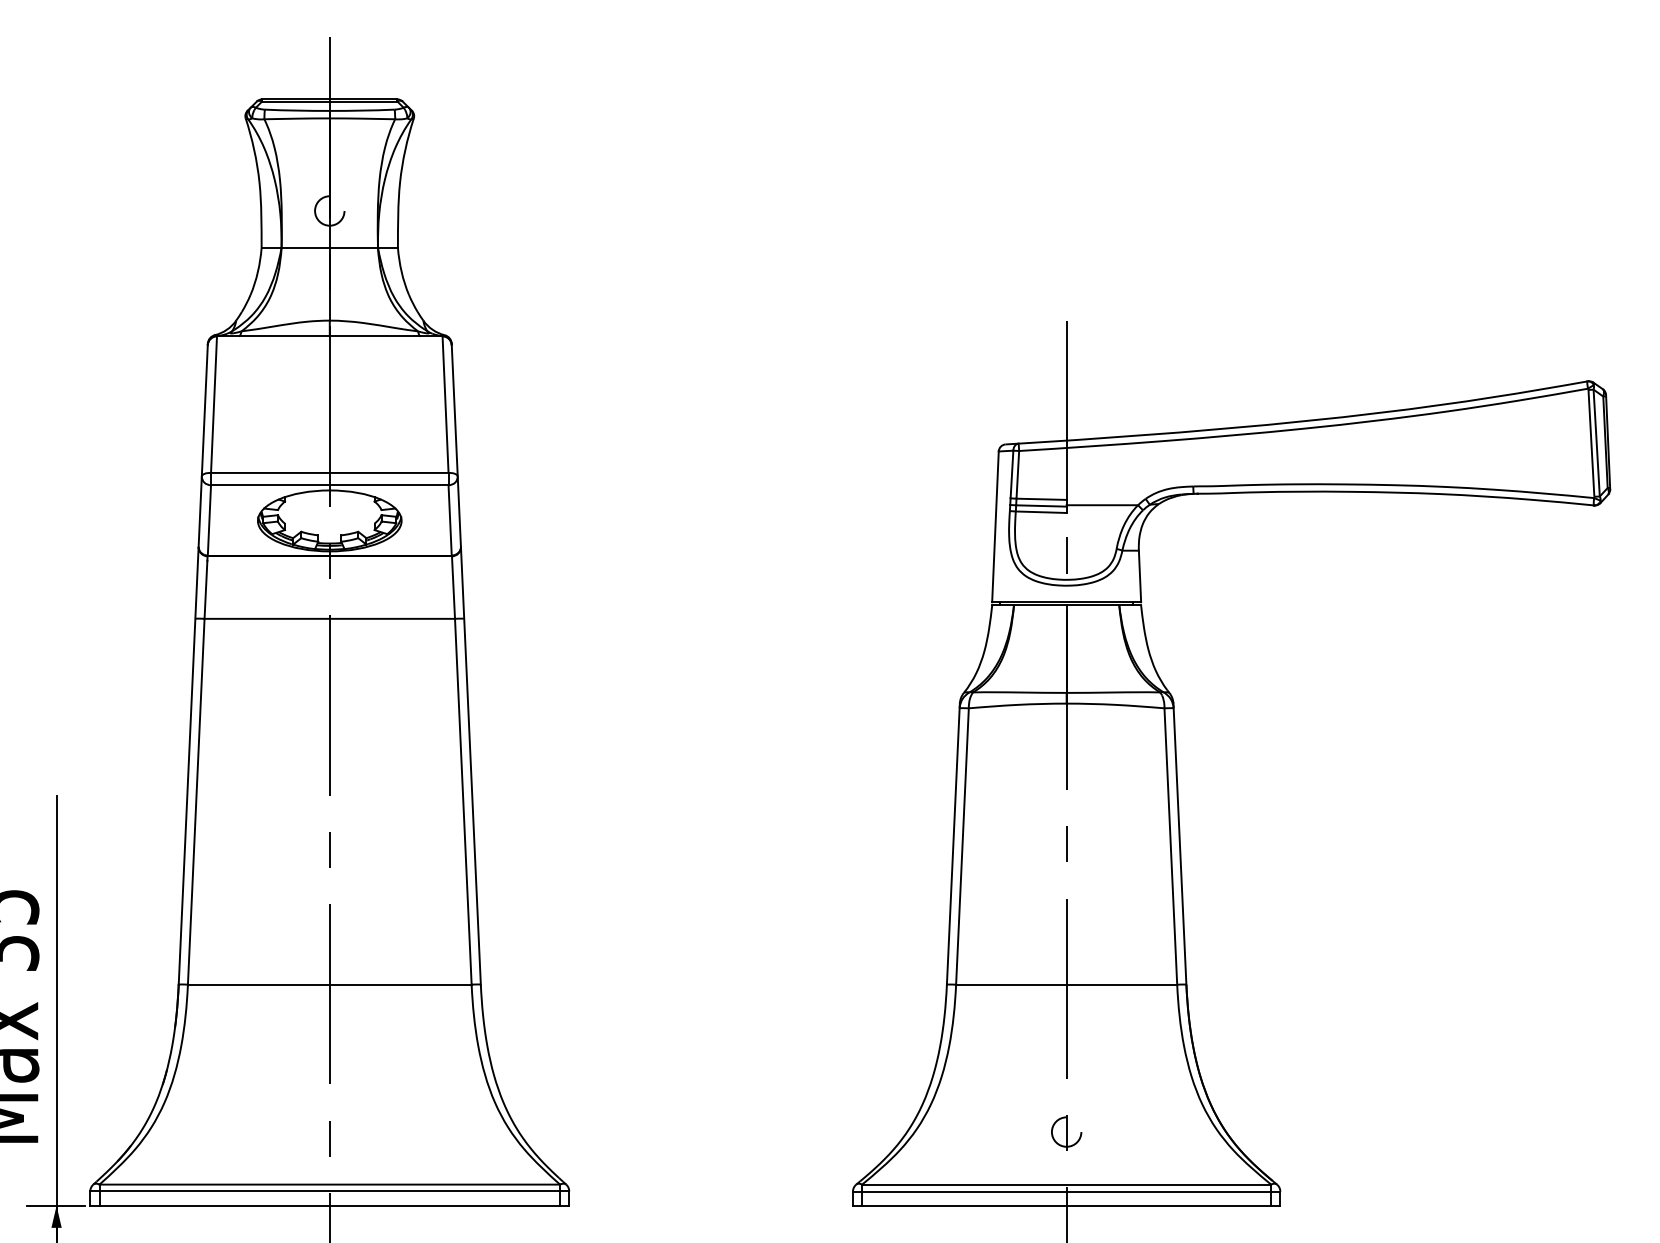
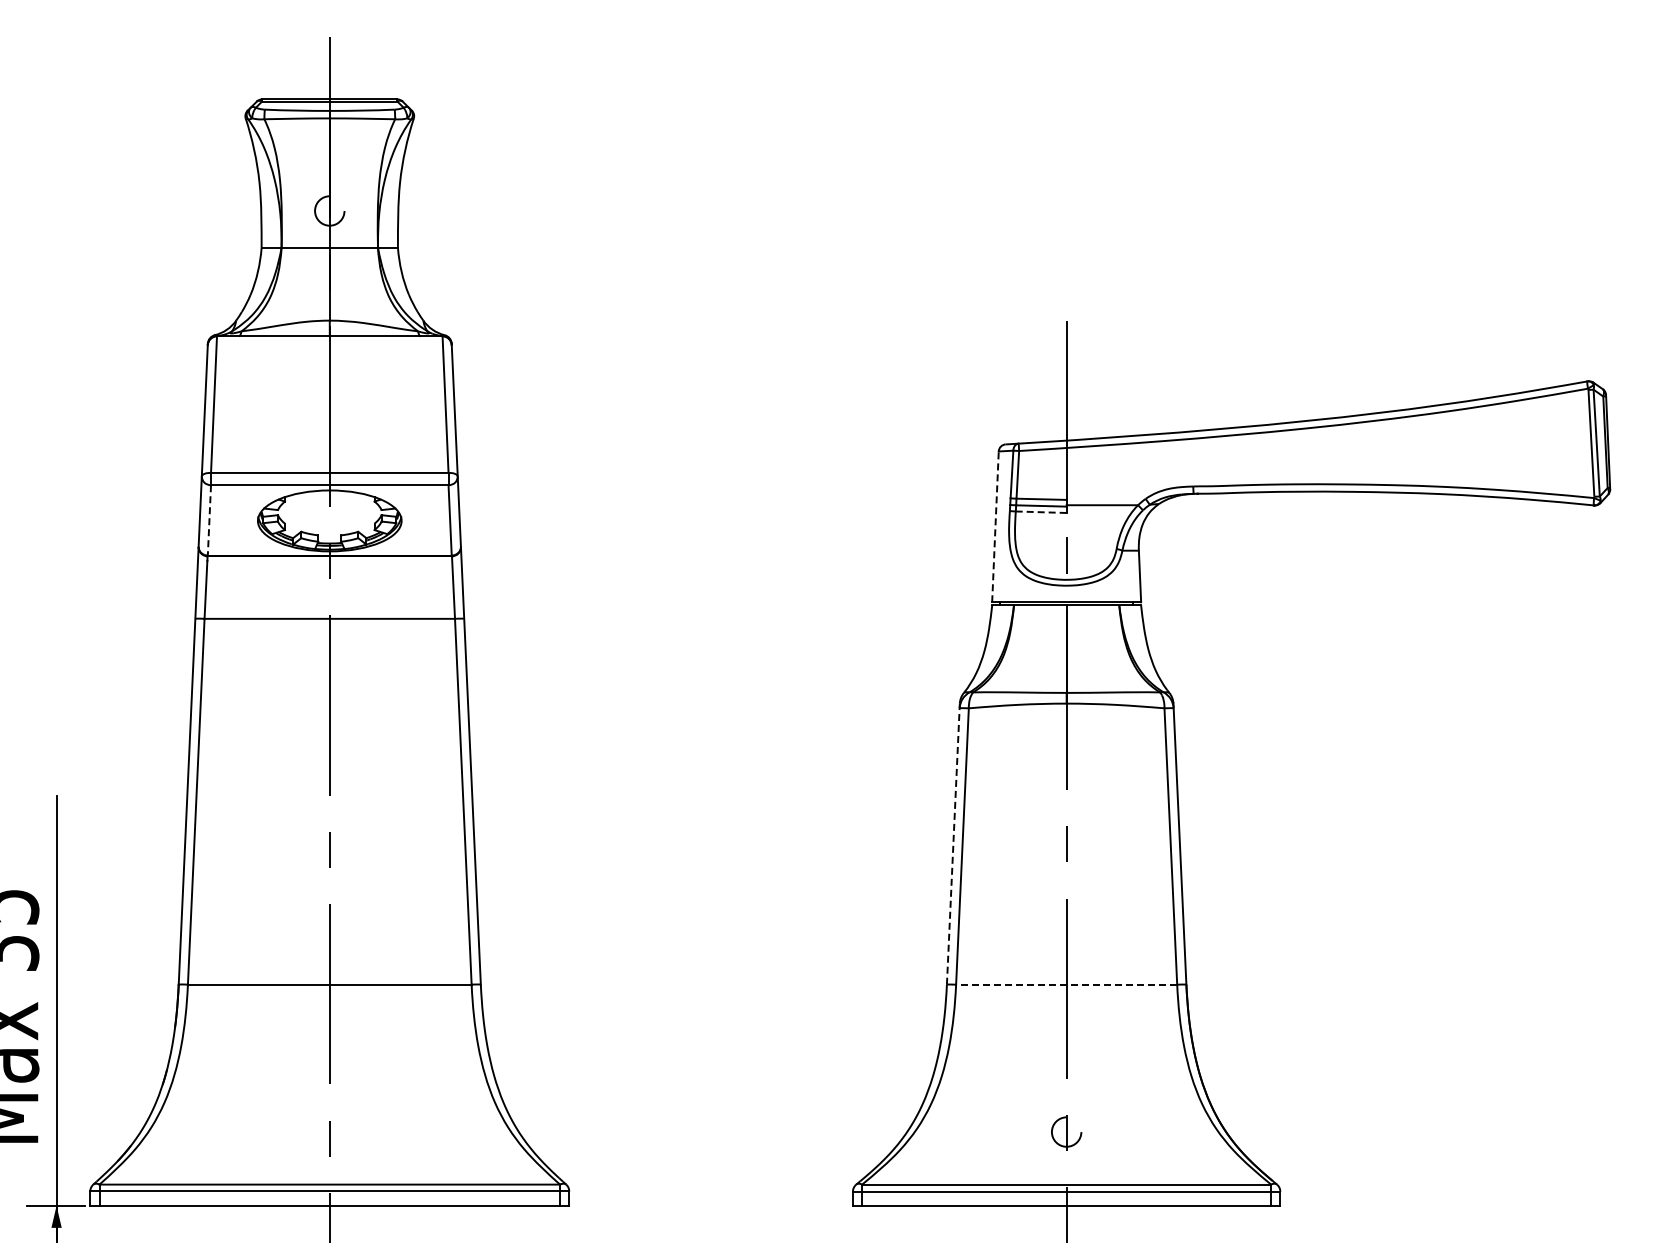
line: solid -> dashed (1040, 512)
line: solid -> dashed (209, 520)
line: solid -> dashed (995, 526)
line: solid -> dashed (953, 844)
line: solid -> dashed (1066, 984)
